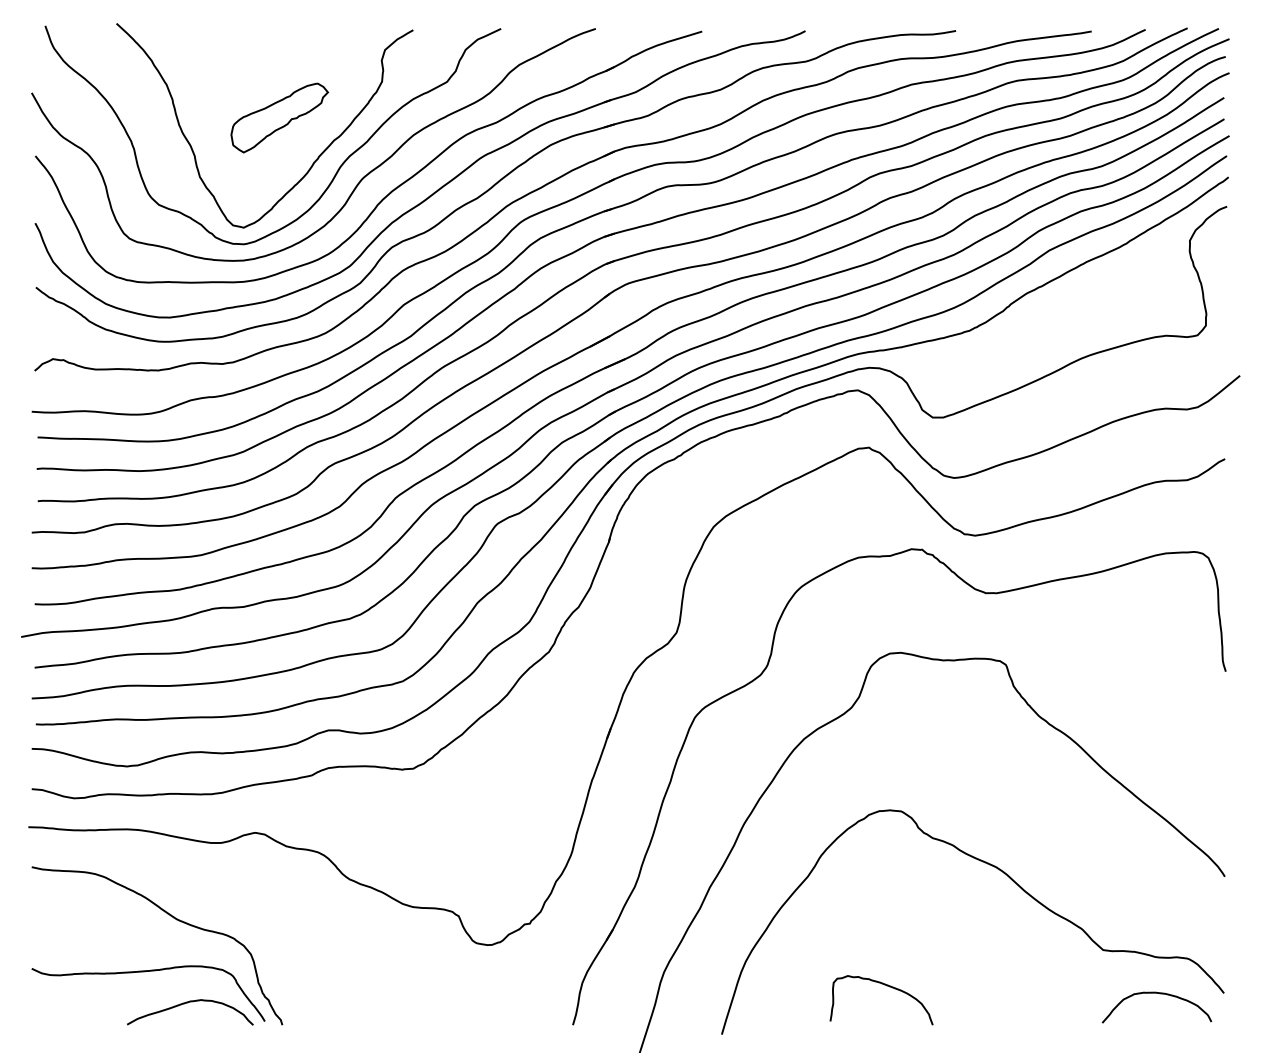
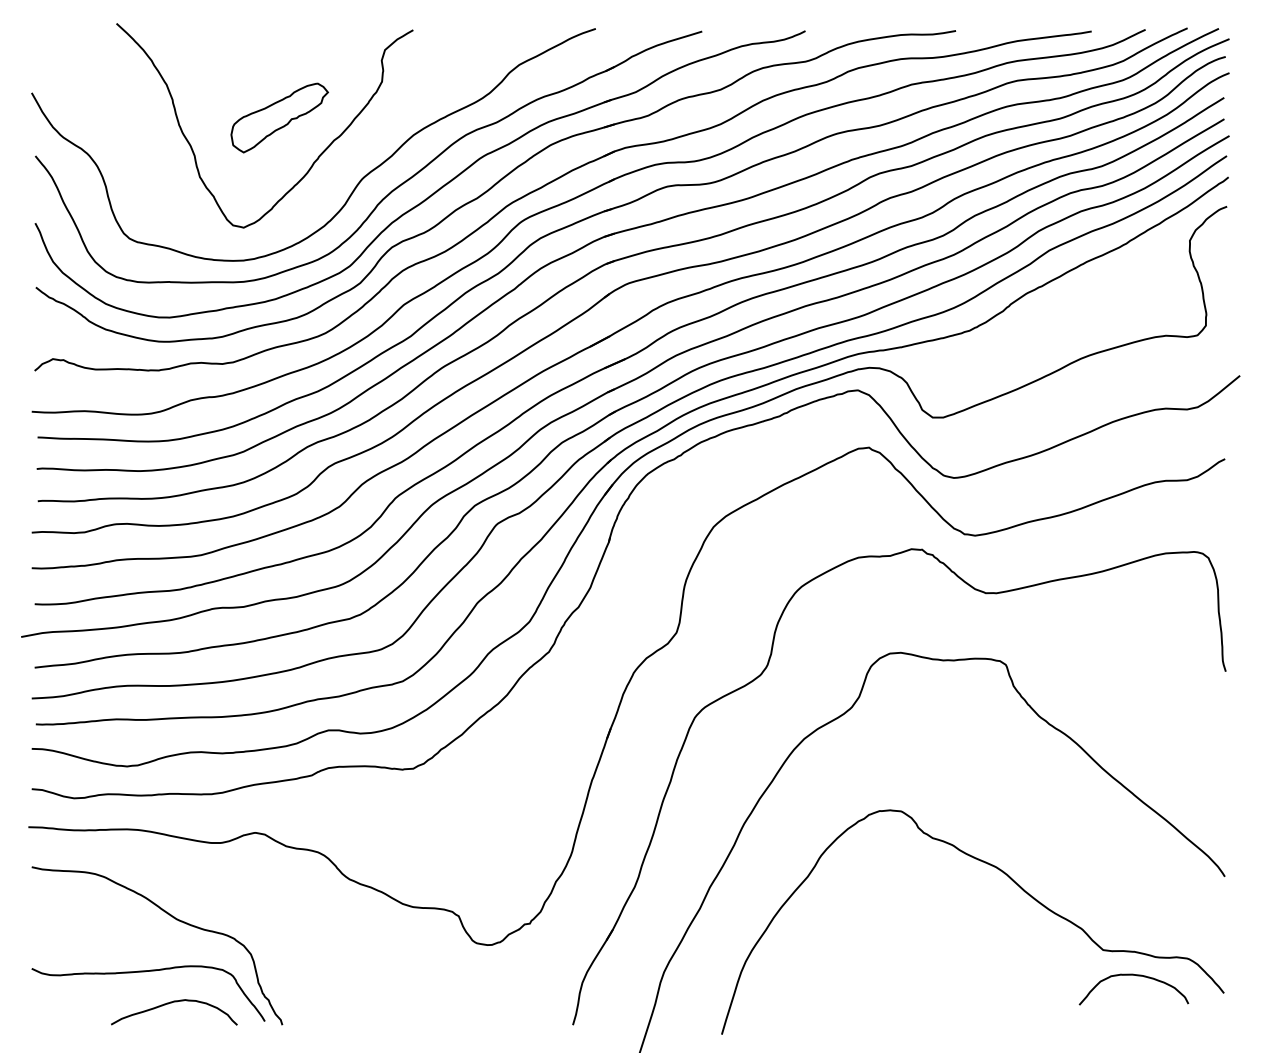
curve: present -> none (337, 169)
curve: present -> none (887, 986)
curve position: (1159, 994) -> (1136, 976) (1136, 976)
curve position: (187, 1003) -> (171, 1003) (171, 1003)
